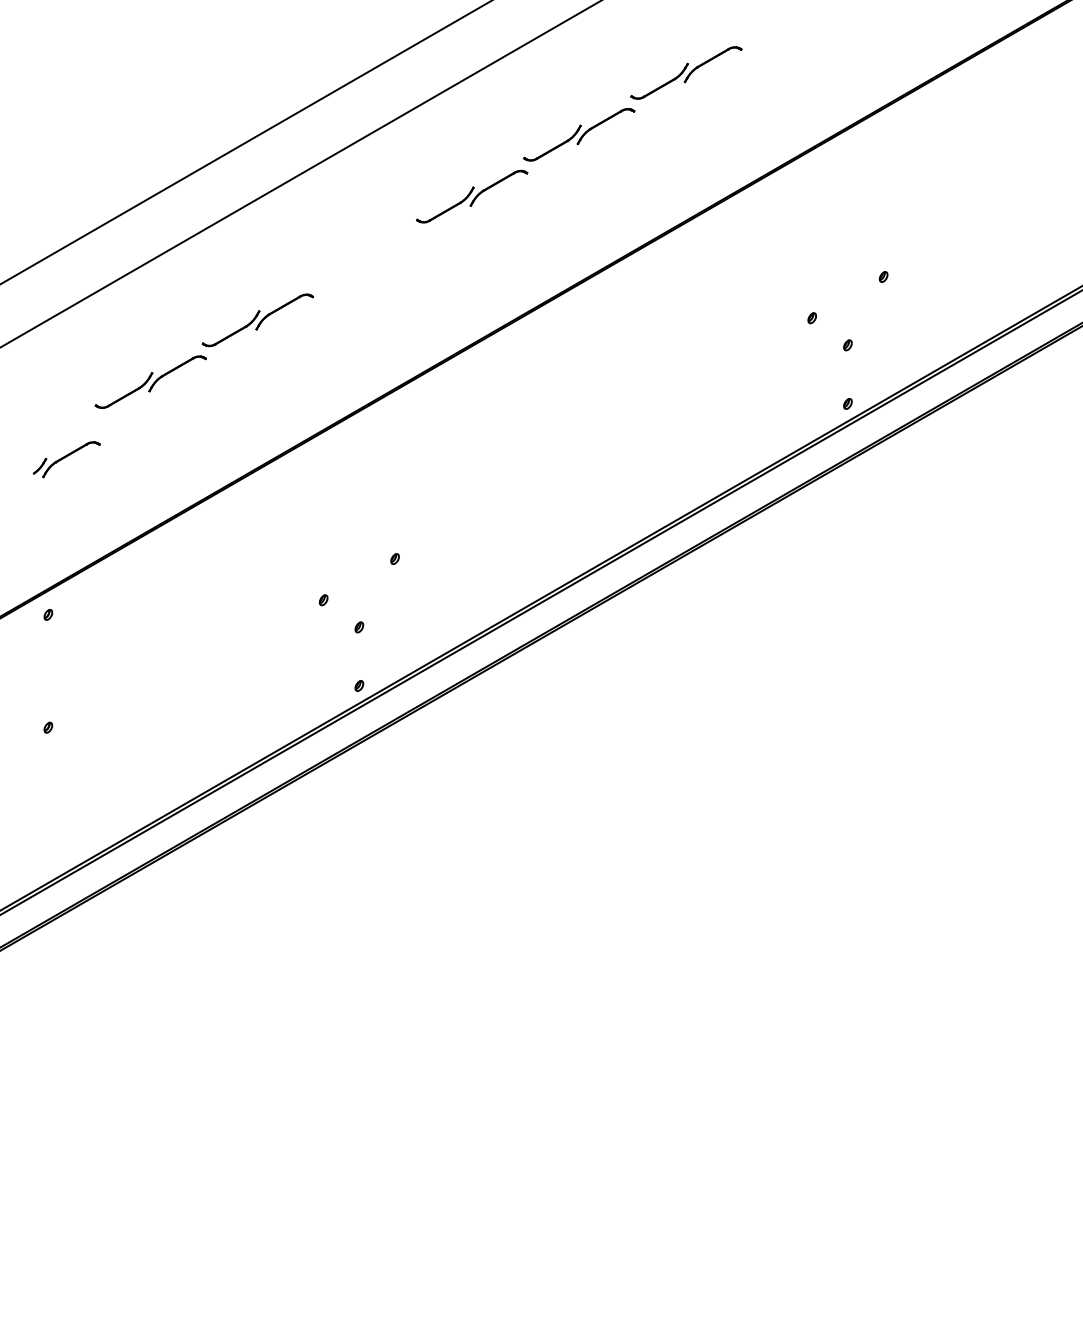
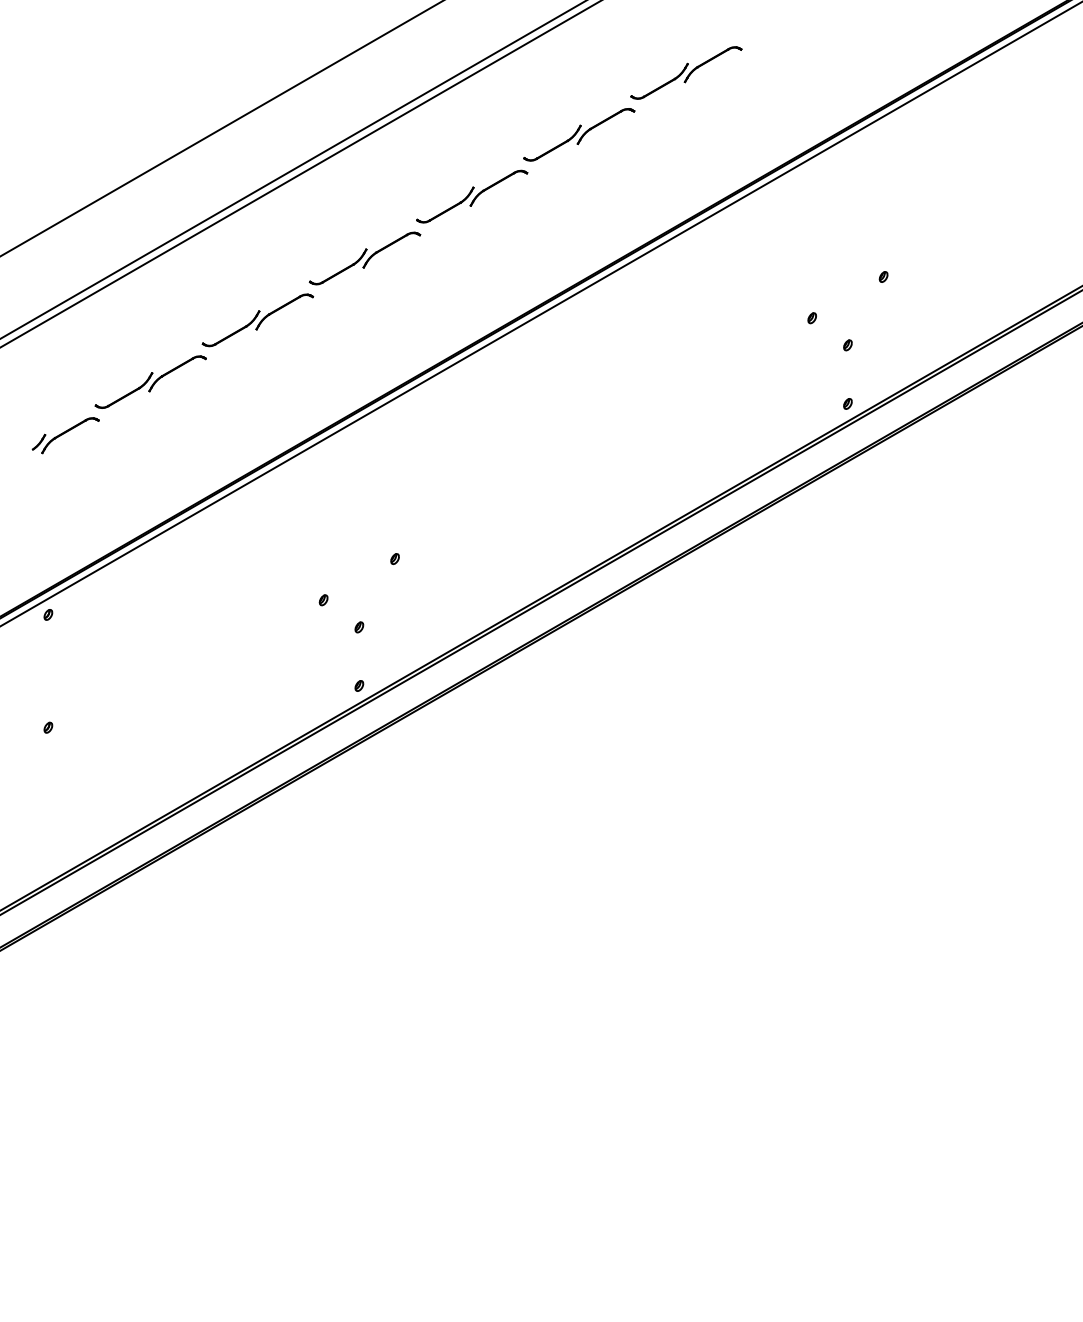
line position: (245, 142) -> (221, 128) (221, 128)
line: none -> present (292, 169)
part: none -> present (364, 258)
line: none -> present (540, 314)
part position: (66, 459) -> (65, 435) (65, 435)
